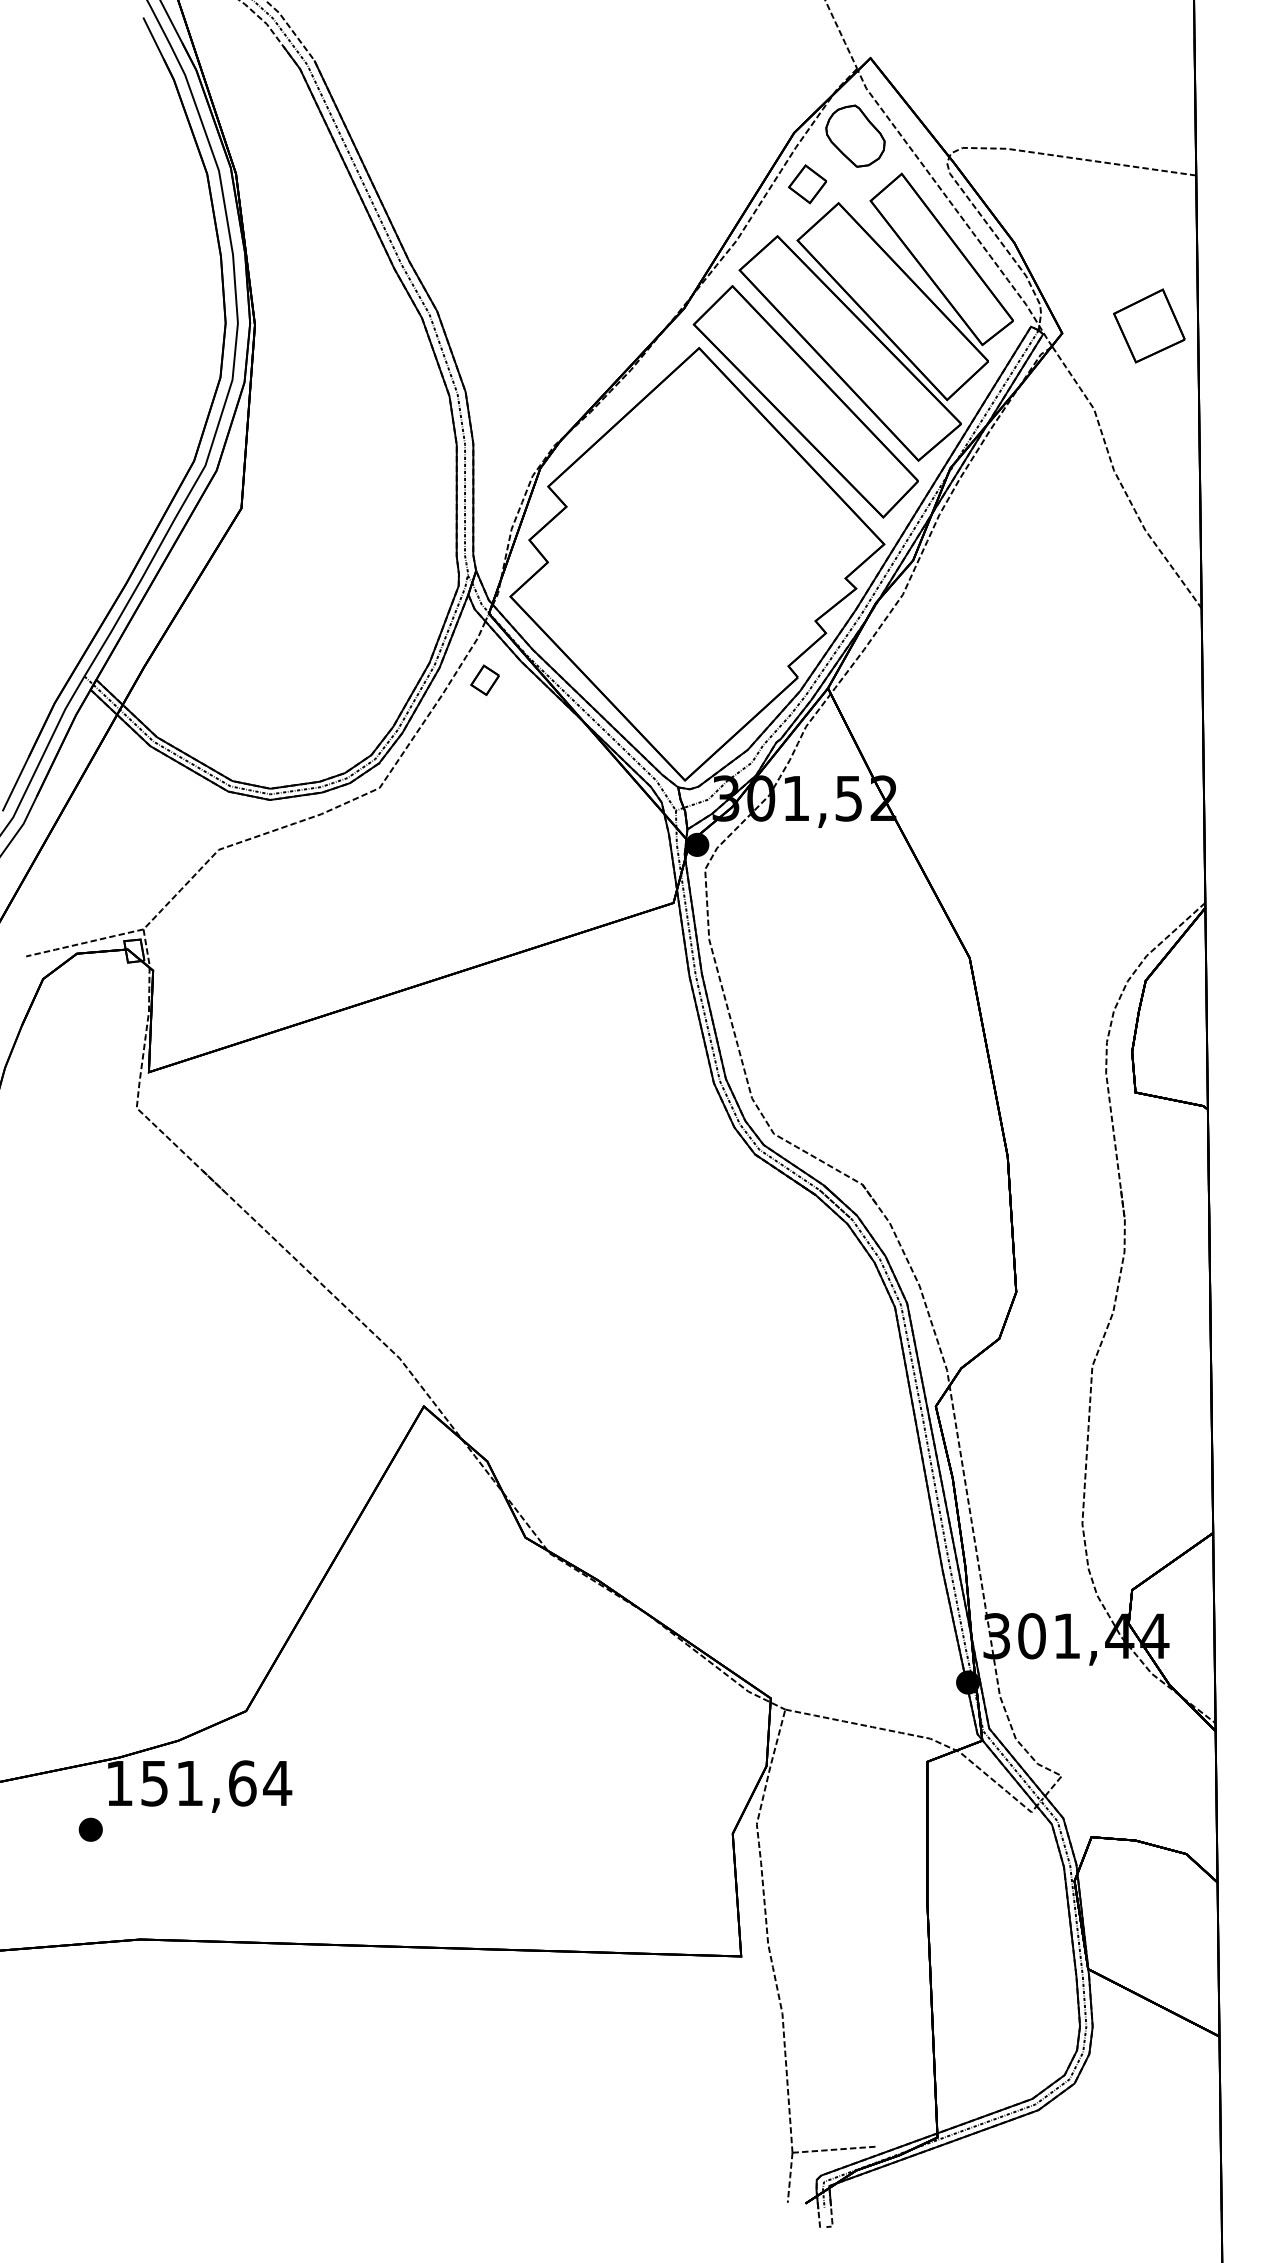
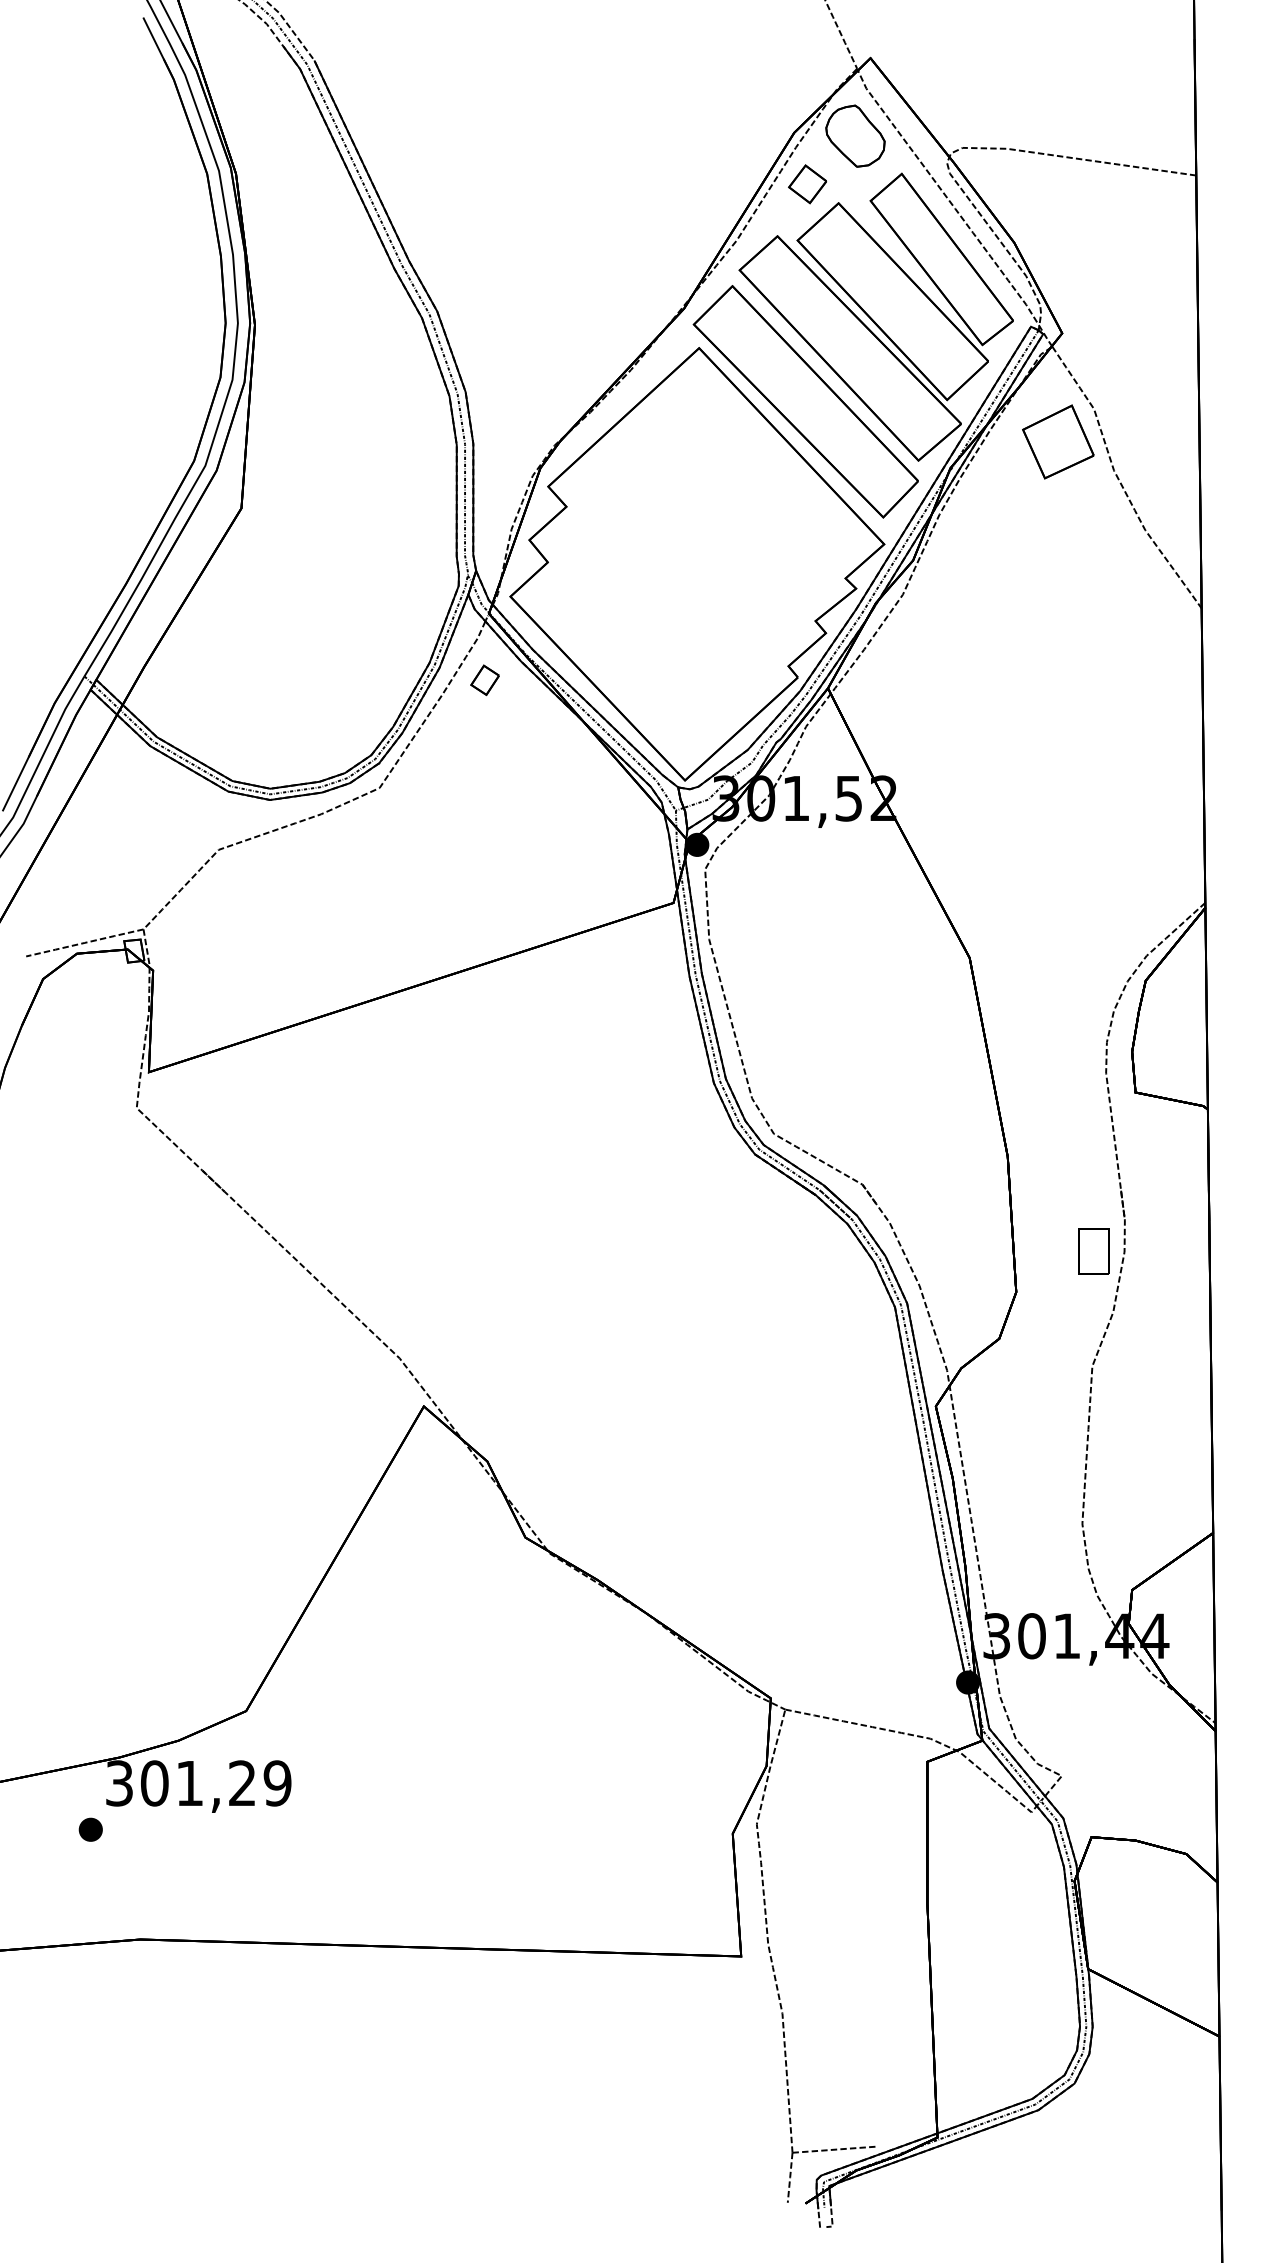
part position: (1149, 325) -> (1058, 441) (1058, 441)
part: none -> present (1093, 1251)
text: 151,64 -> 301,29 (199, 1783)
